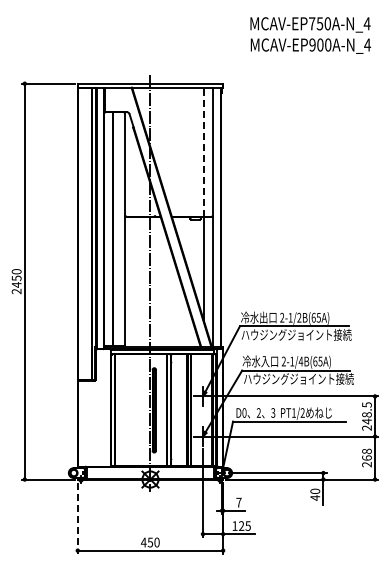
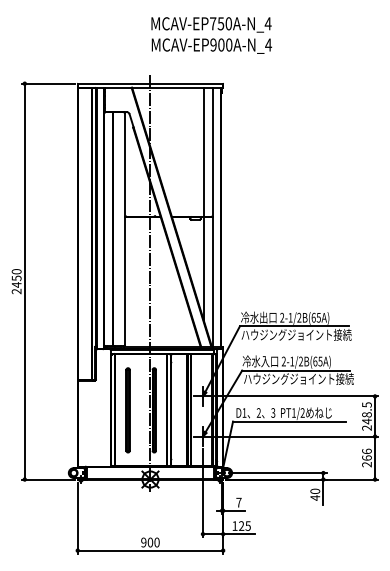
text position: (310, 35) -> (211, 35) (211, 35)
line: dashed -> solid (203, 151)
text: 2-1/4B(65A) -> 2-1/2B(65A) (300, 361)
part: none -> present (127, 410)
text: D0 -> D1 (244, 412)
text: 268 -> 266 (366, 451)
line: dashed -> solid (77, 518)
text: 450 -> 900 (146, 542)
